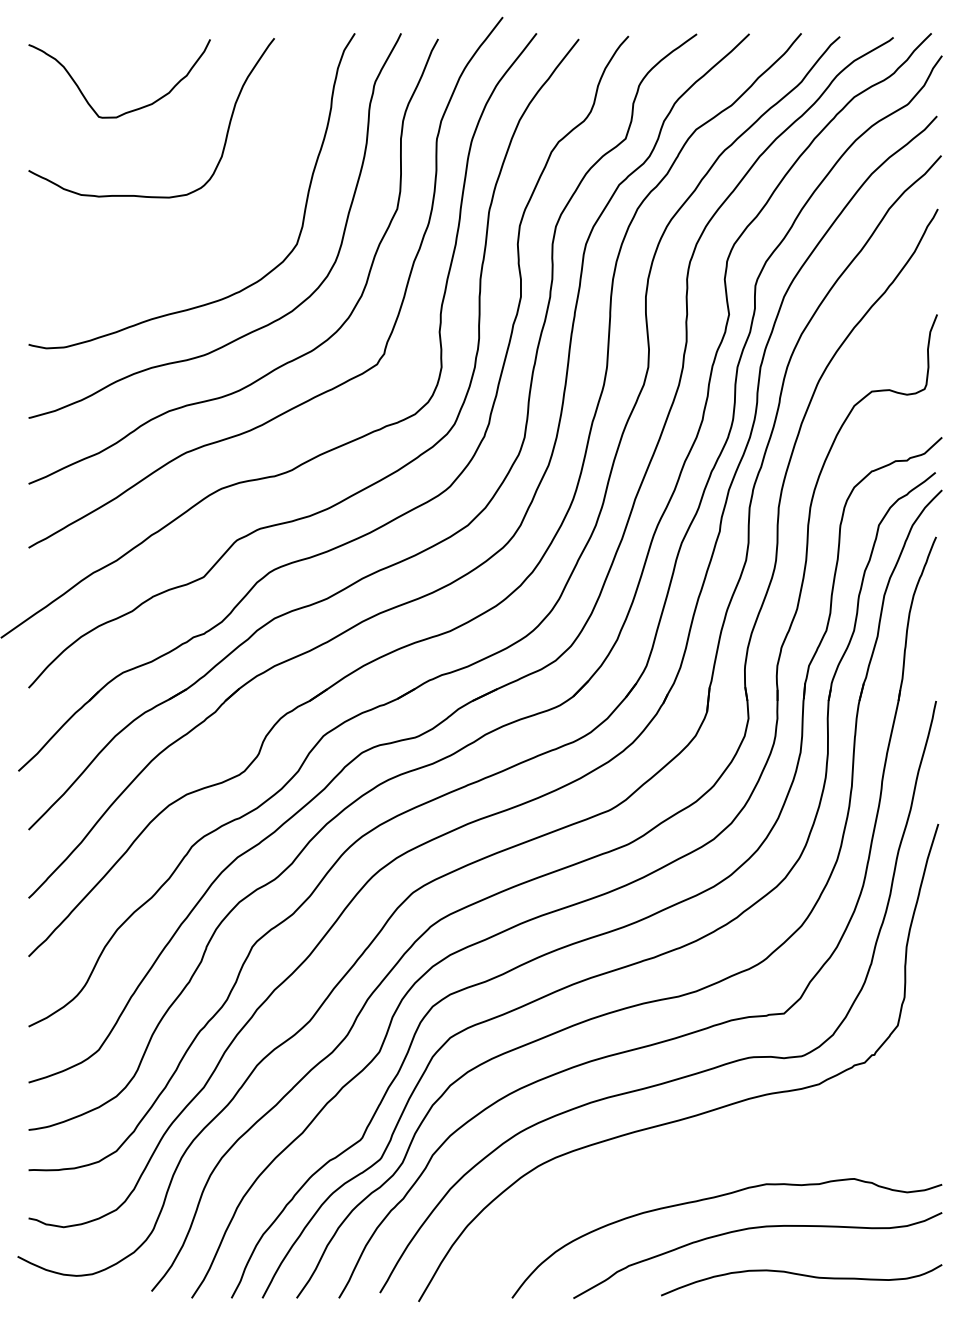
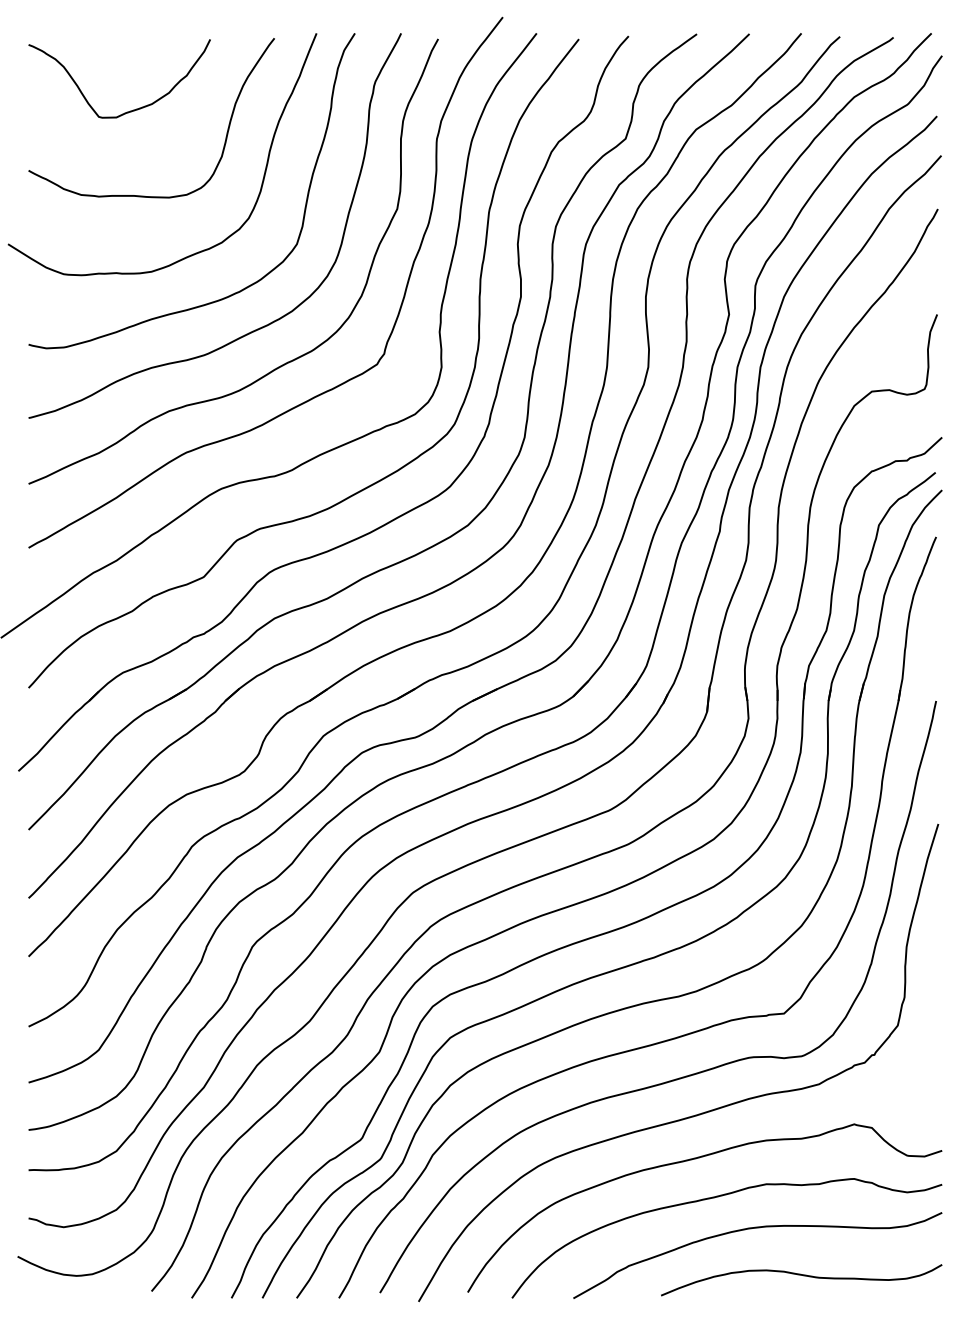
curve: none -> present (262, 178)
curve: none -> present (696, 1159)
